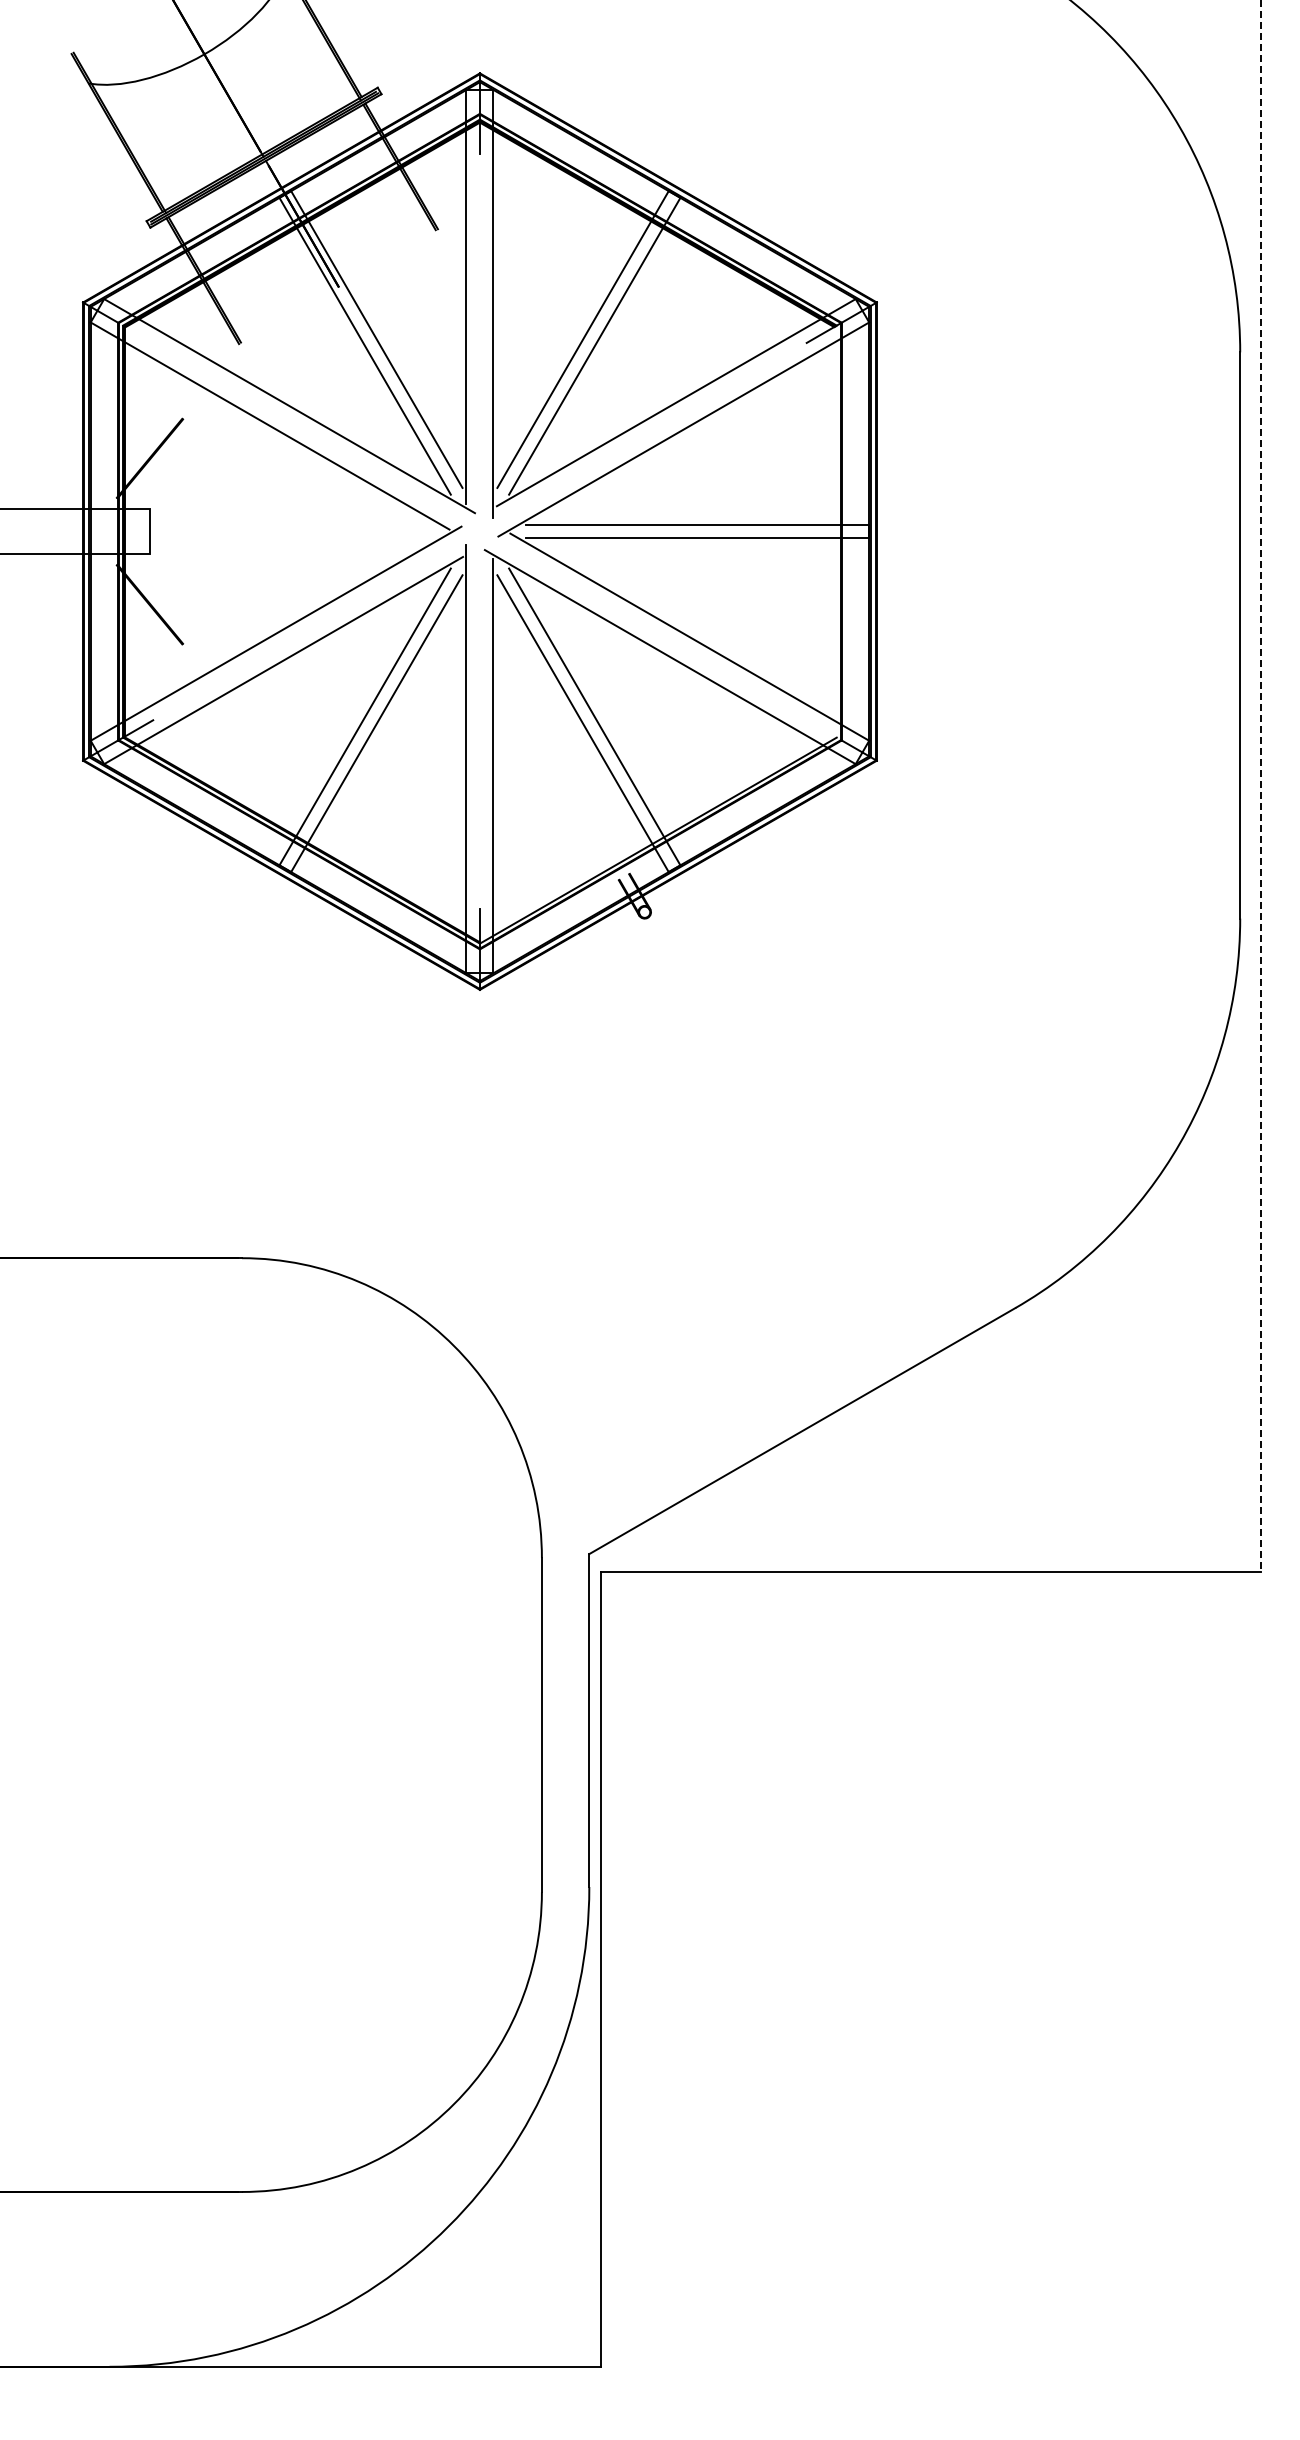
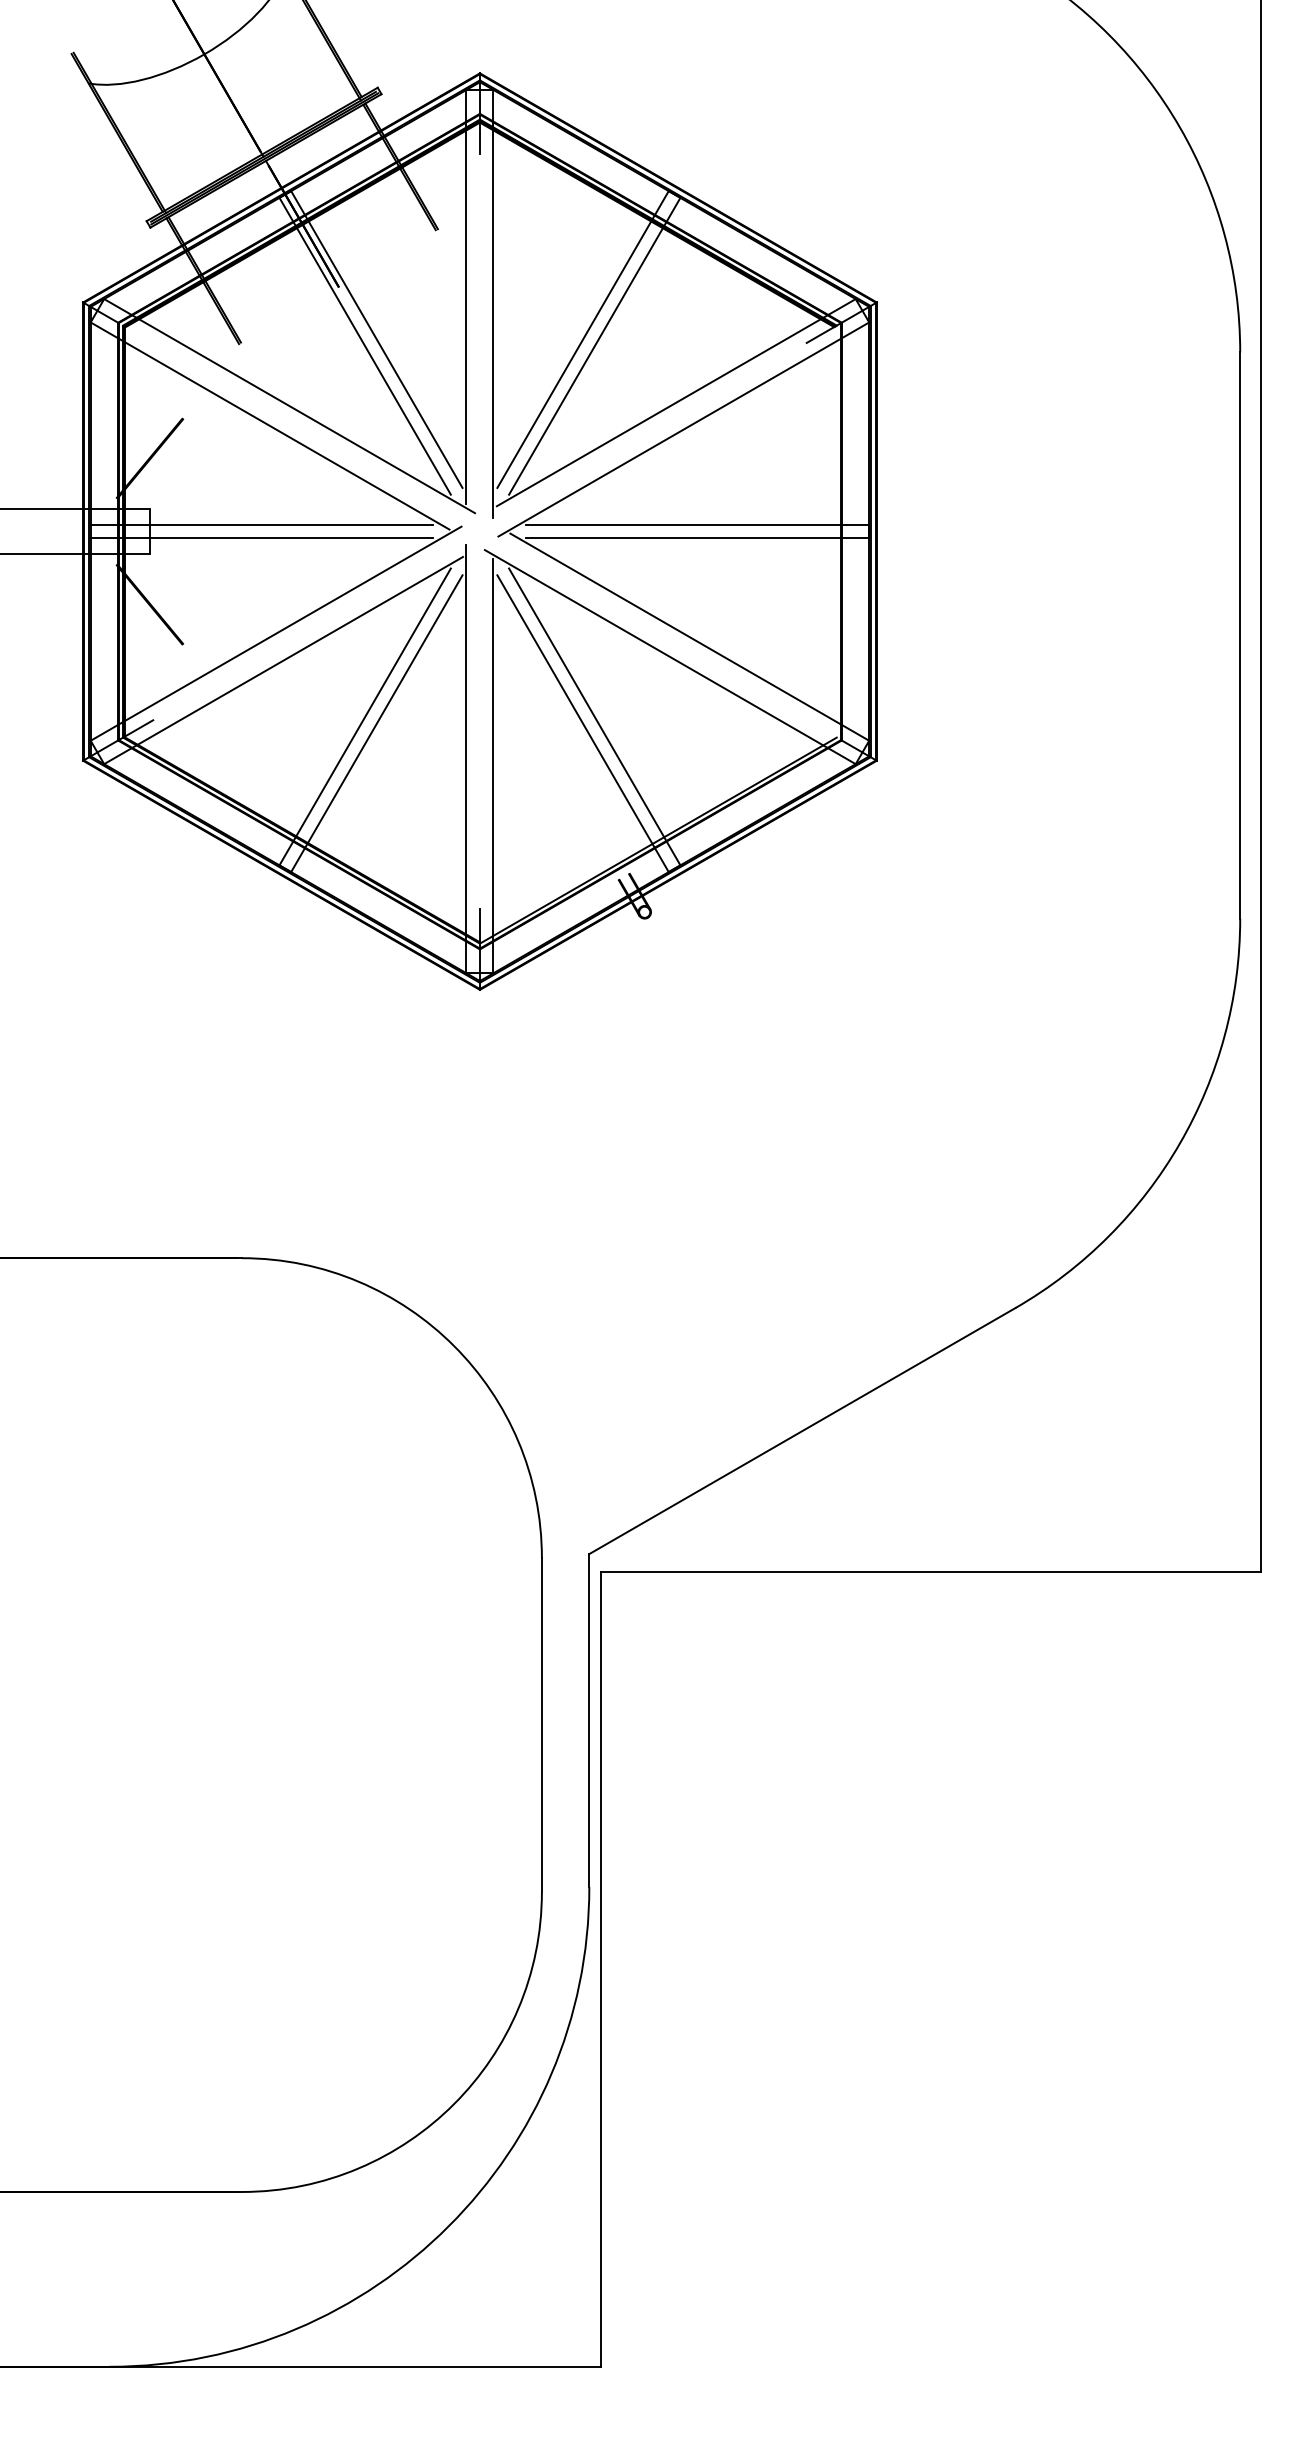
line: none -> present (261, 524)
line: none -> present (261, 538)
line: dashed -> solid (1261, 786)
